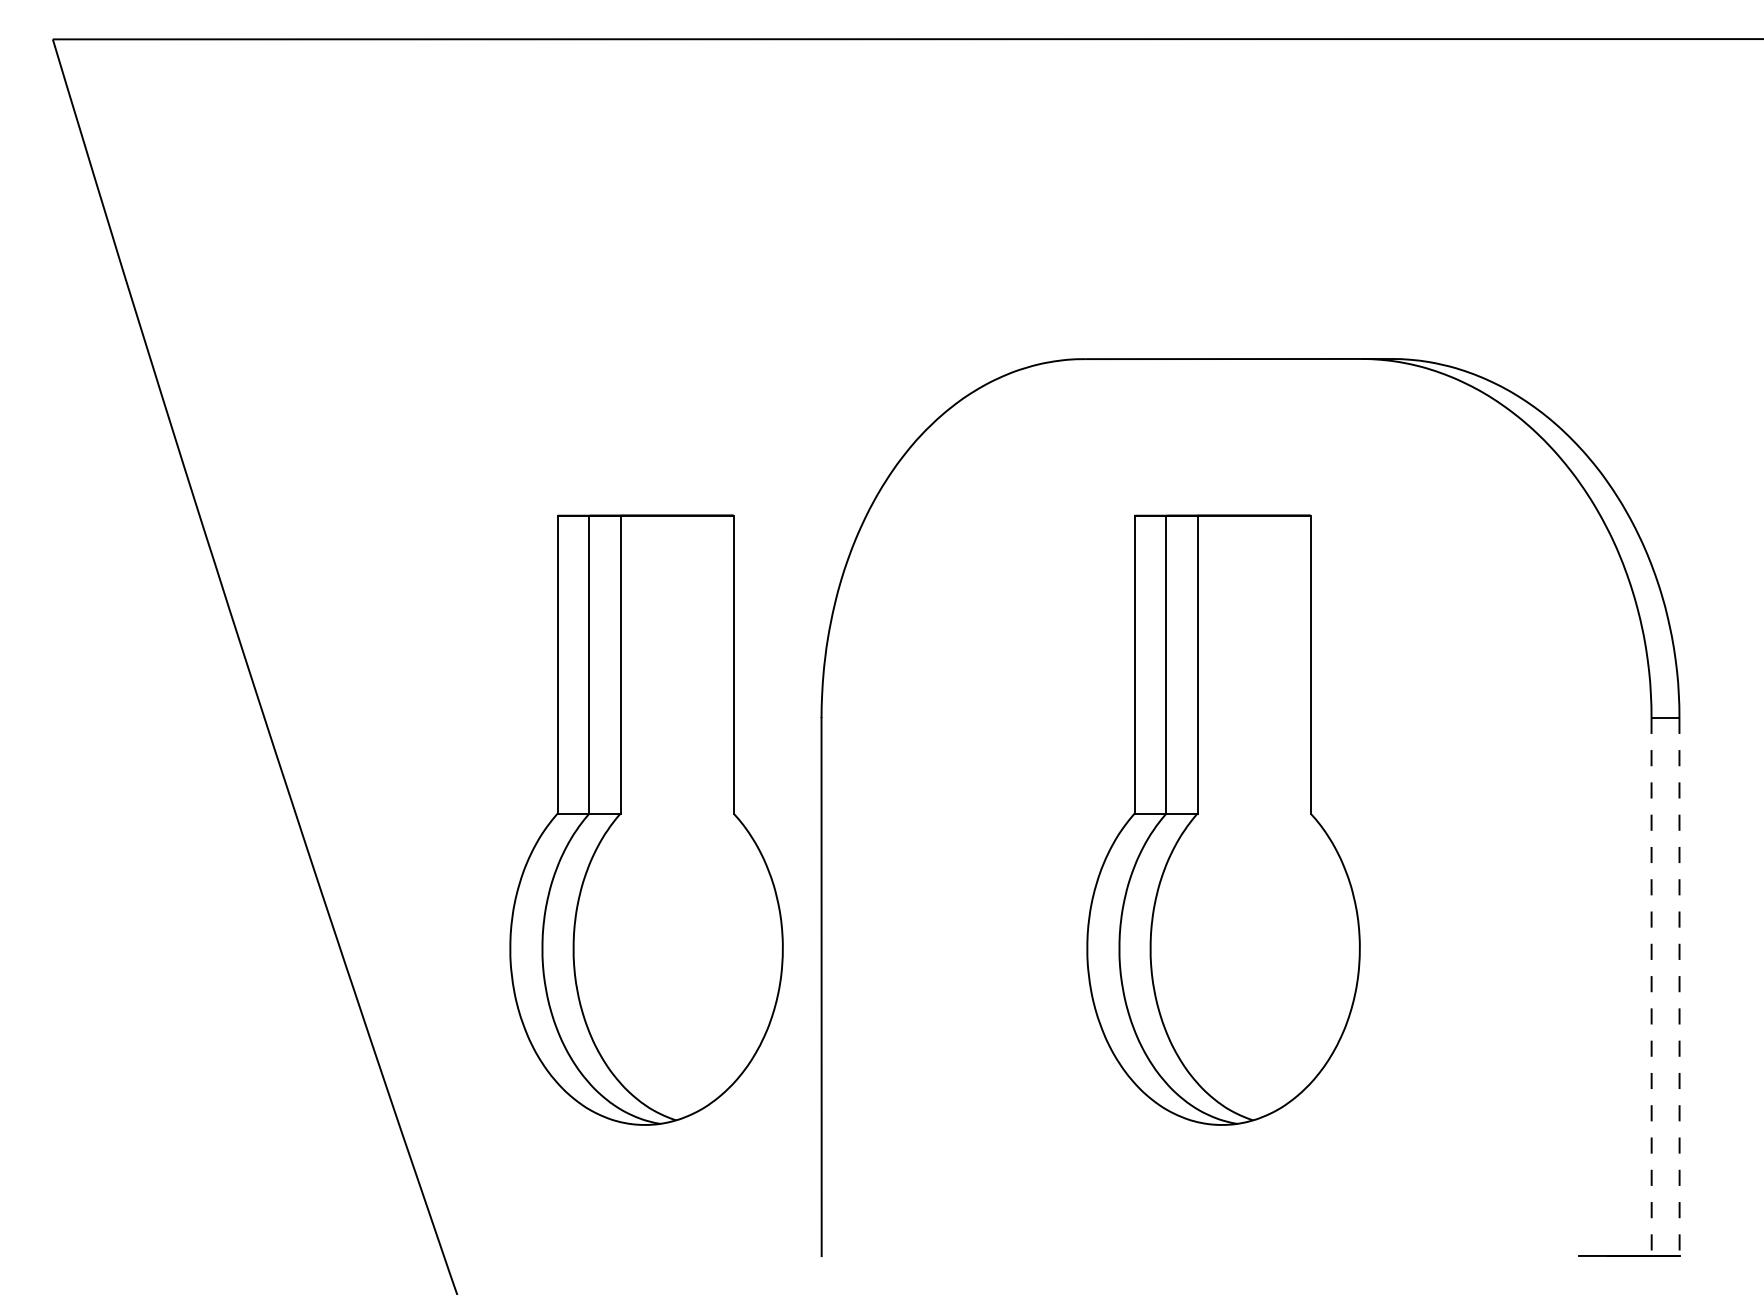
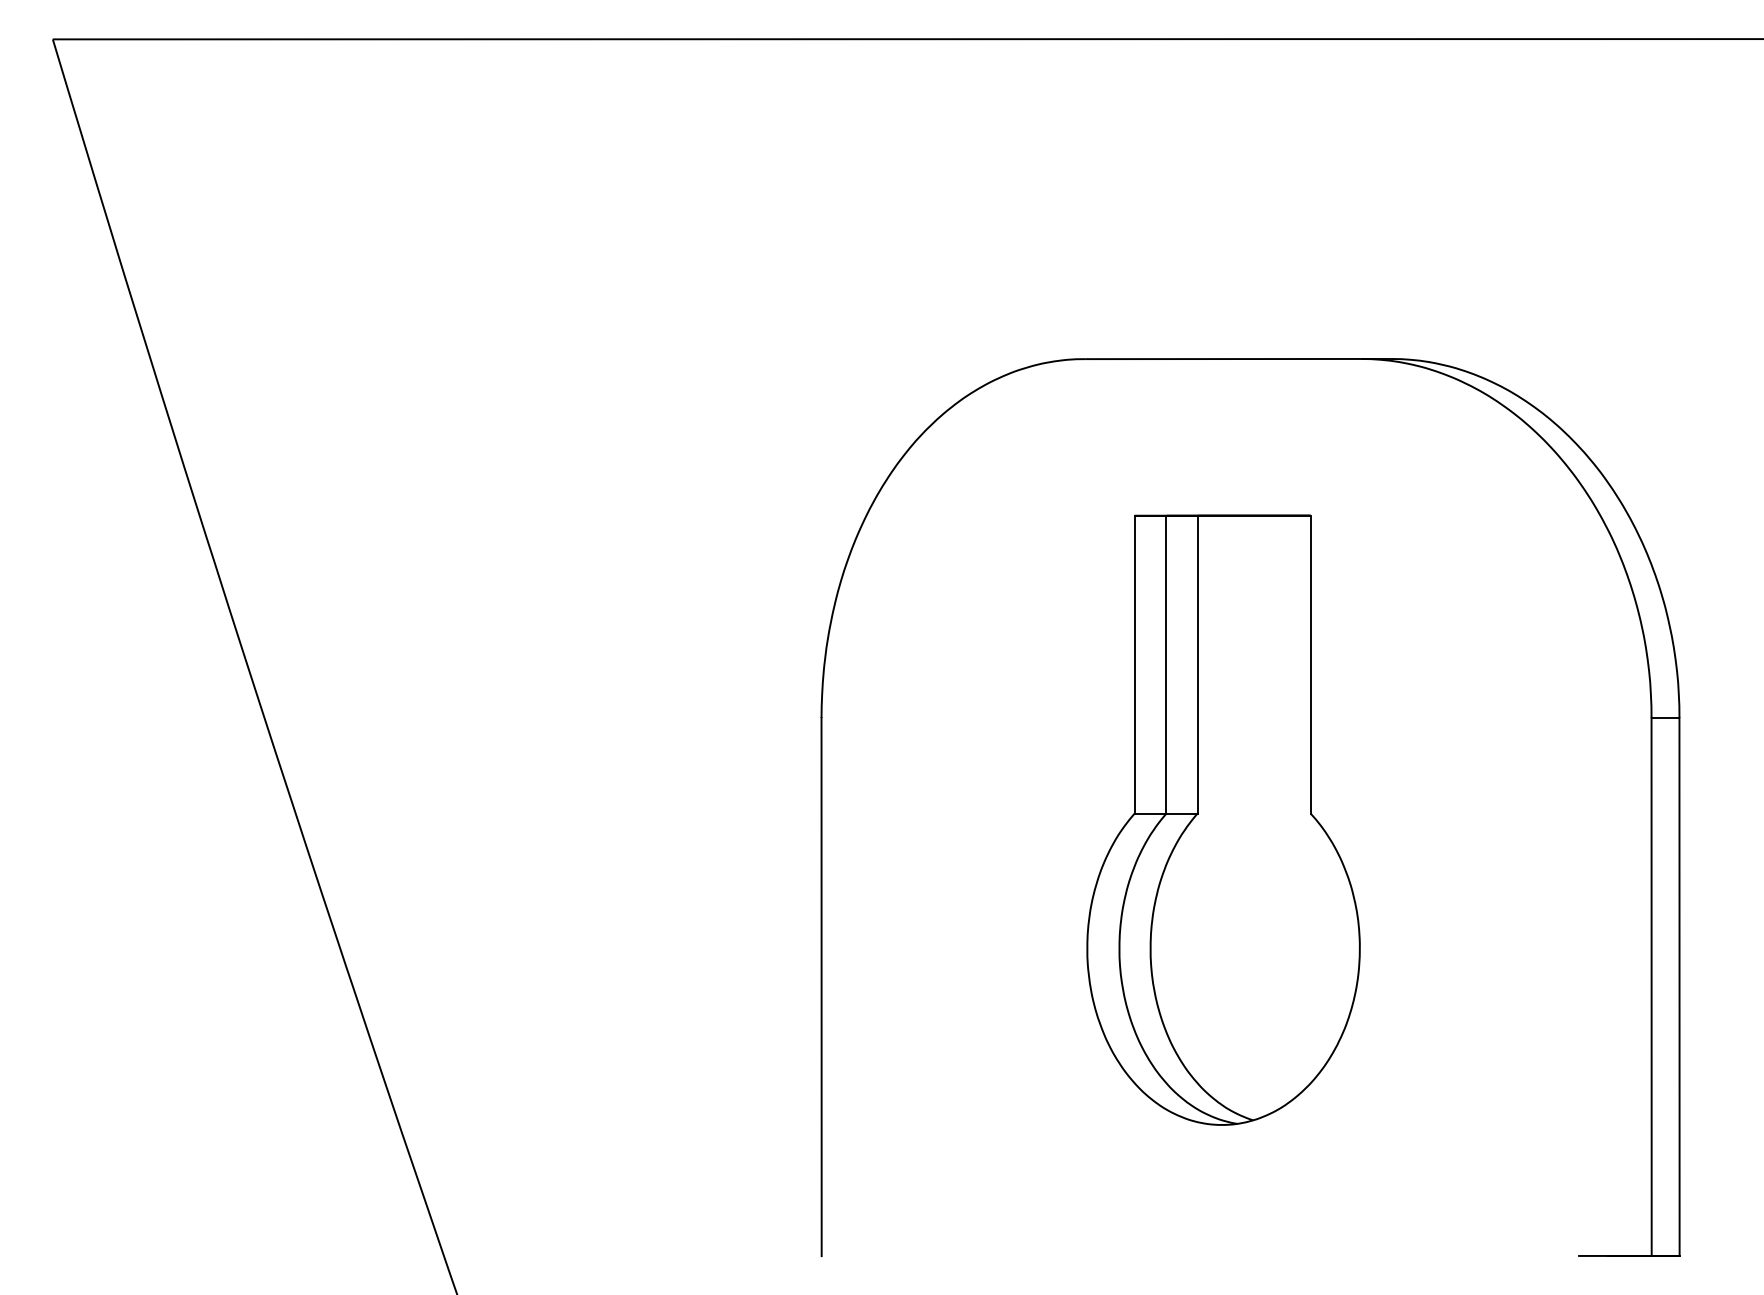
part: present -> none (646, 819)
line: dashed -> solid (1651, 987)
line: dashed -> solid (1679, 987)
